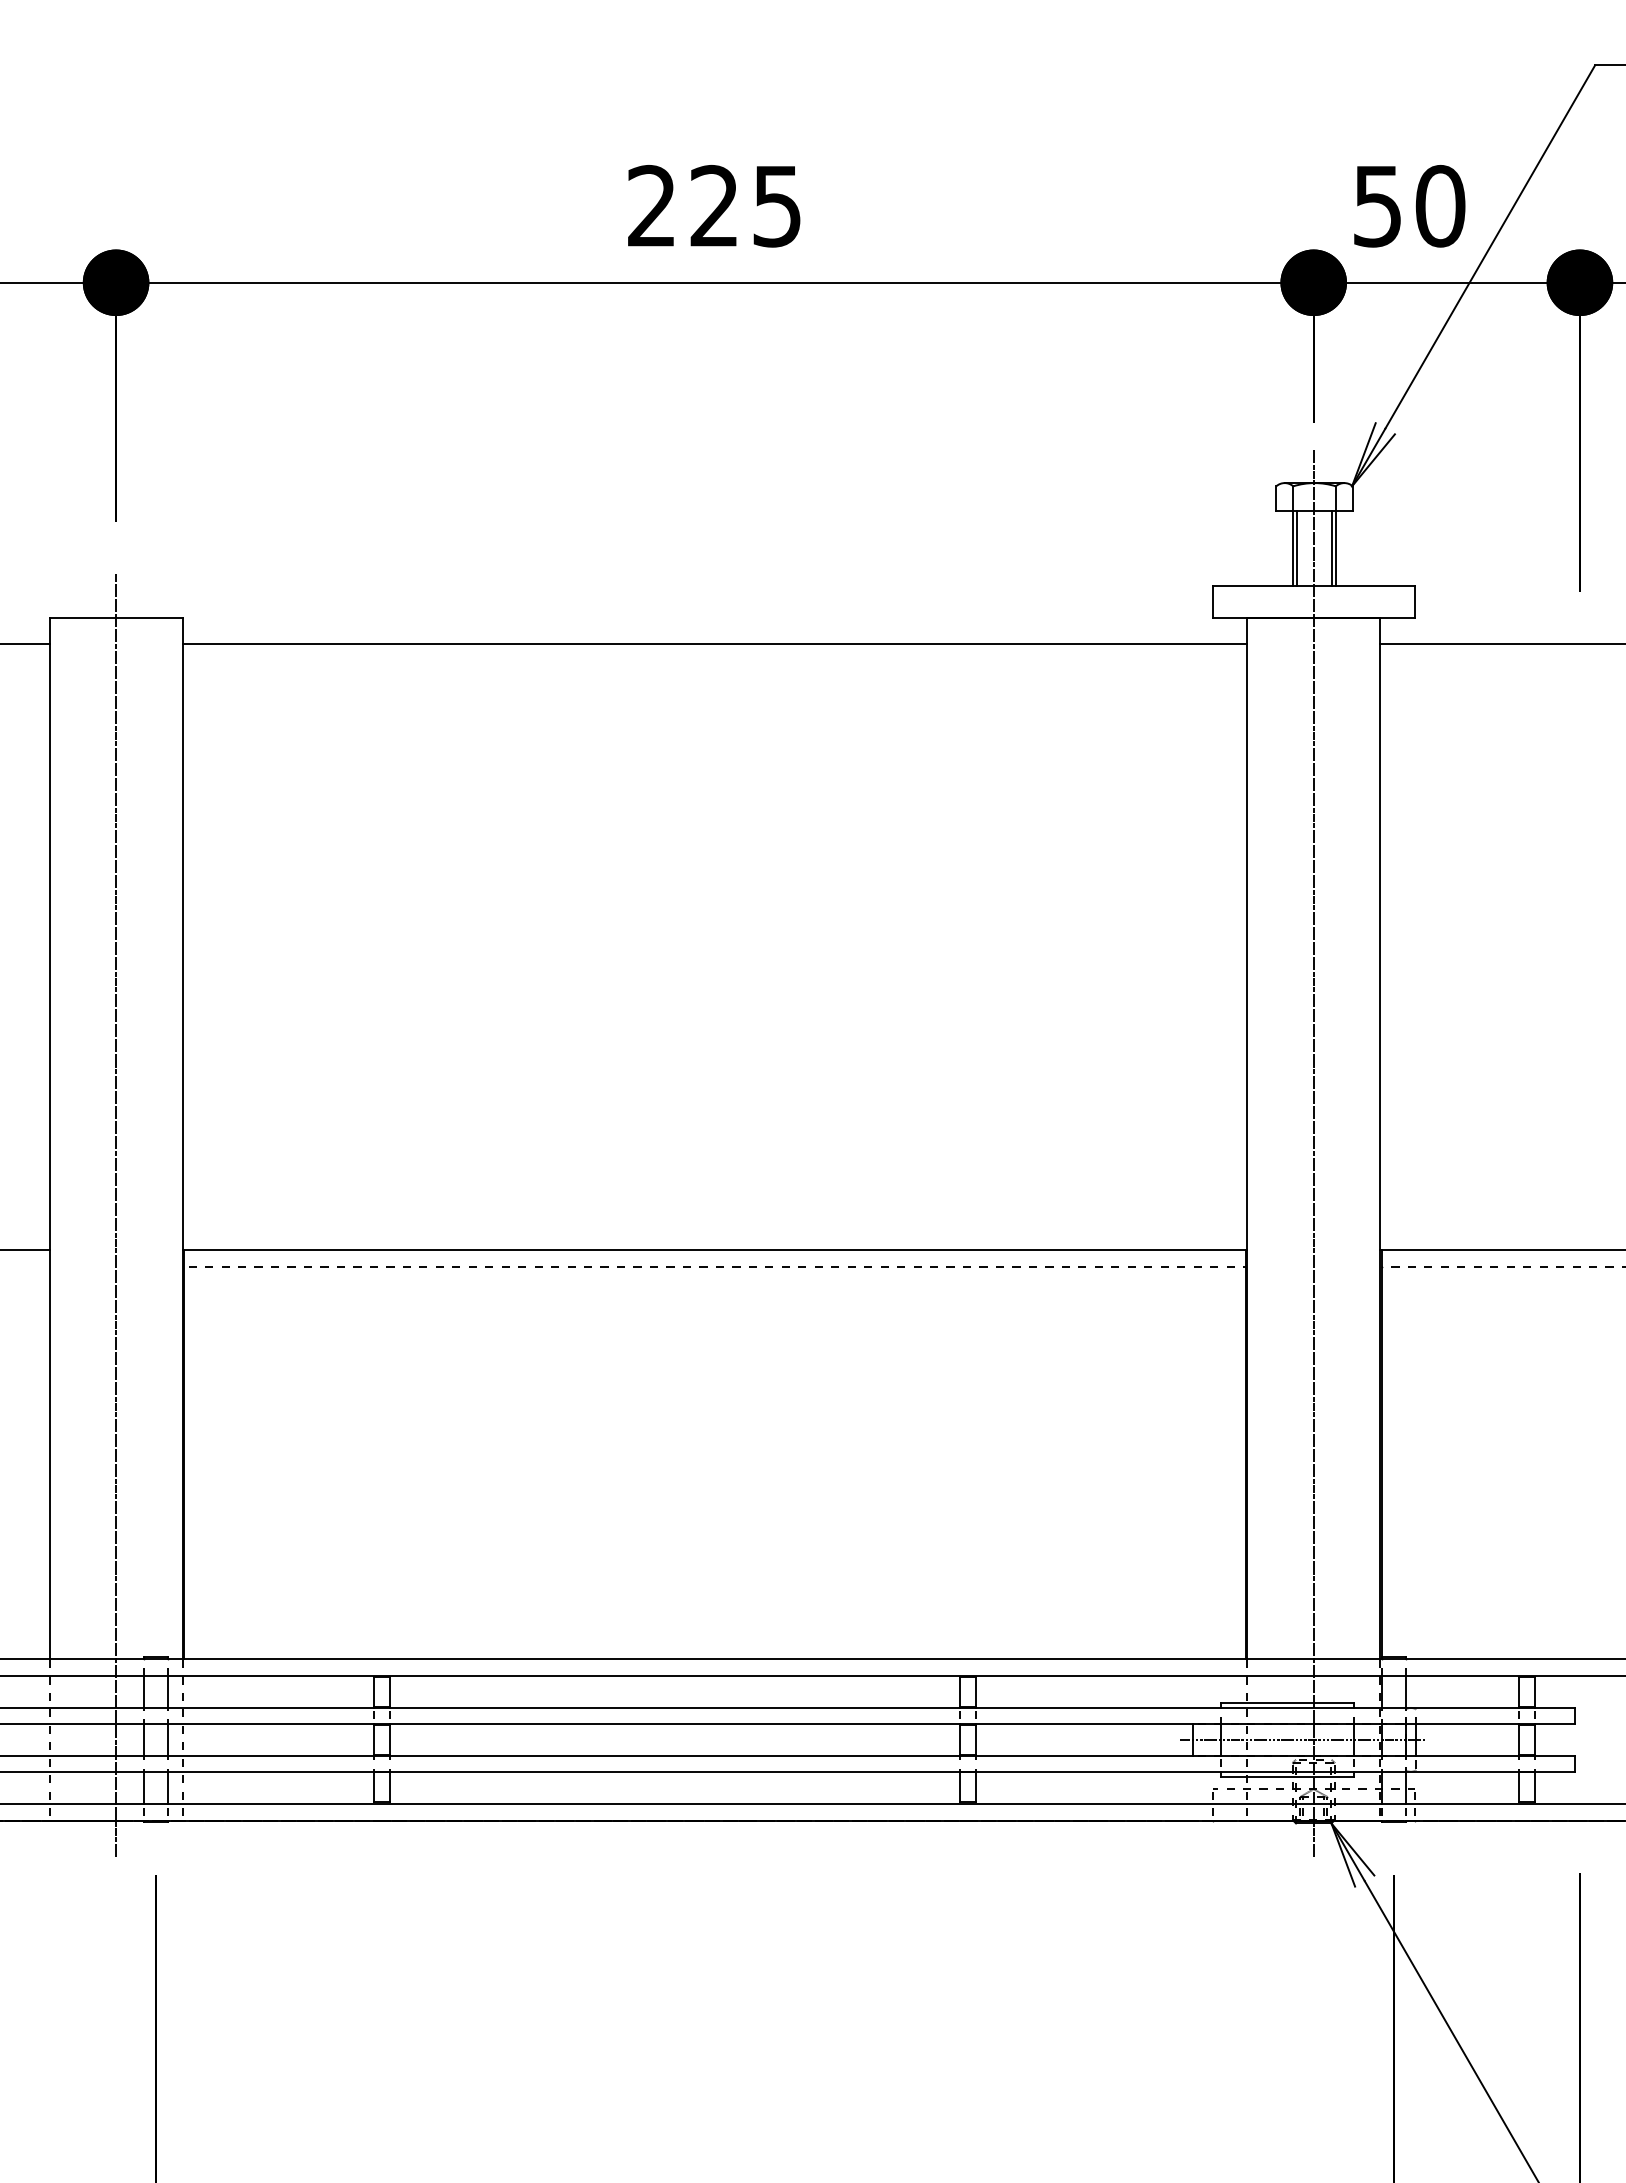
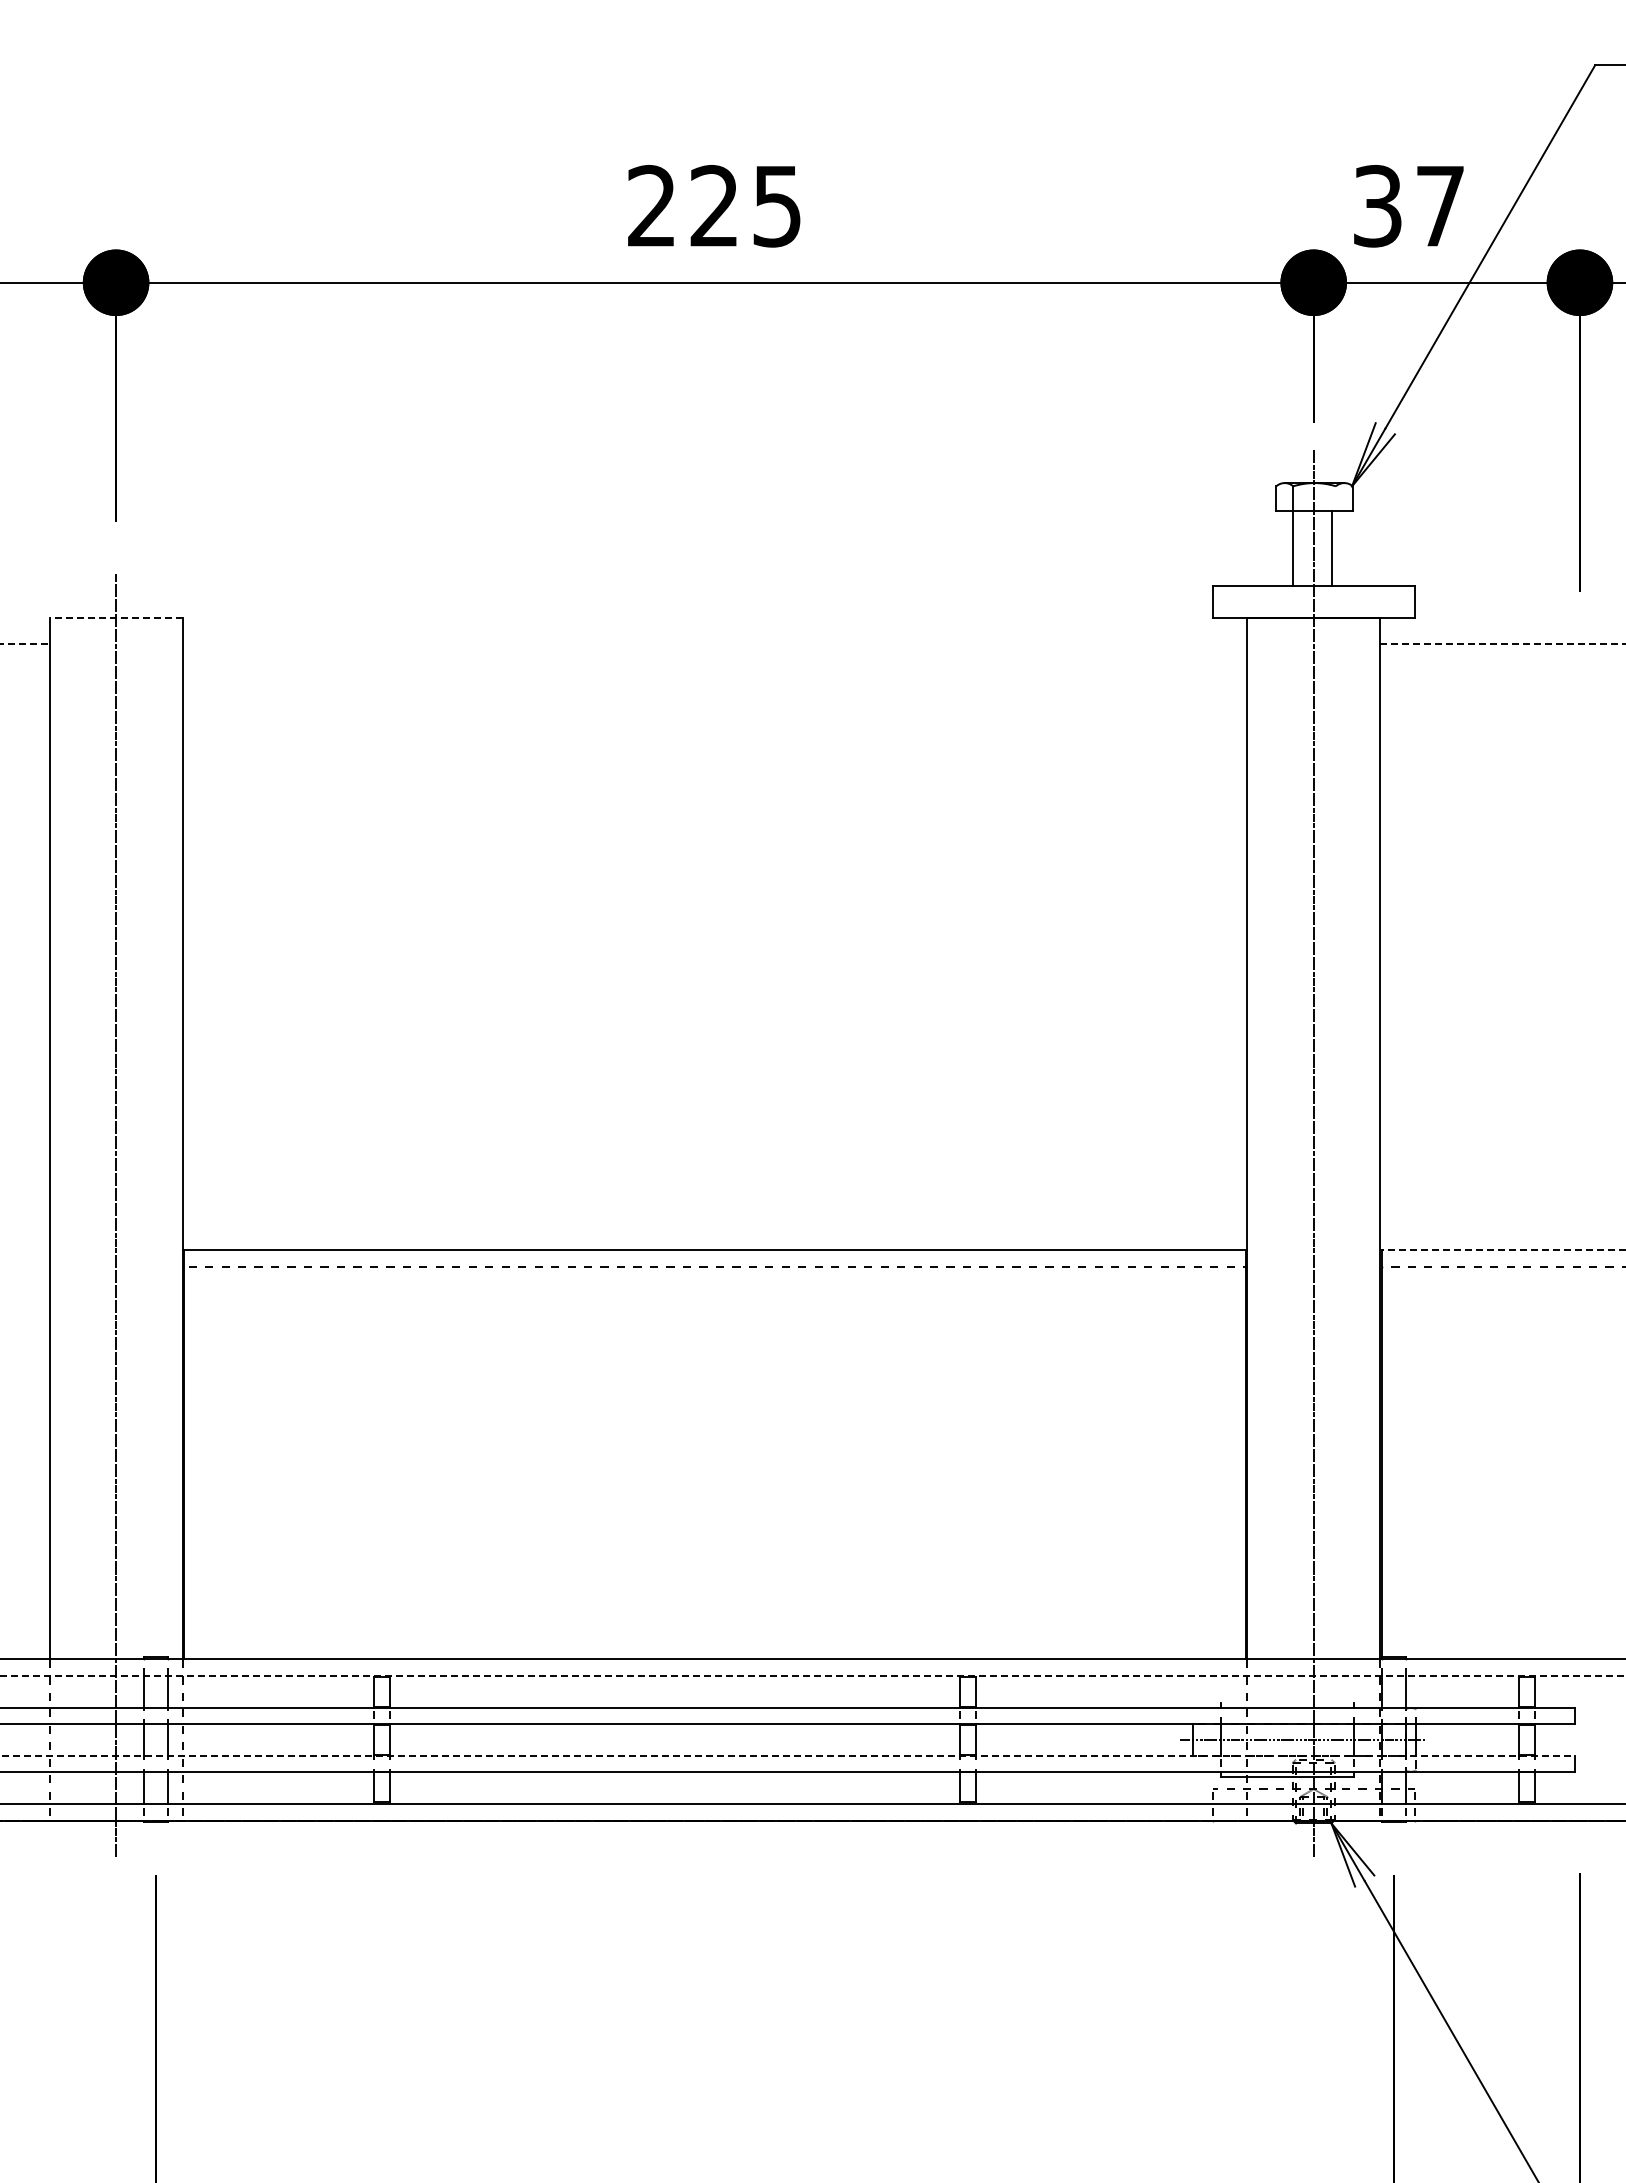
text: 50 -> 37 (1409, 206)
line: present -> none (1335, 535)
line: present -> none (1296, 548)
line: solid -> dashed (116, 617)
line: solid -> dashed (25, 644)
line: present -> none (714, 644)
line: solid -> dashed (1503, 644)
line: present -> none (25, 1250)
line: solid -> dashed (1503, 1250)
line: solid -> dashed (812, 1675)
line: present -> none (1286, 1702)
line: solid -> dashed (787, 1755)
